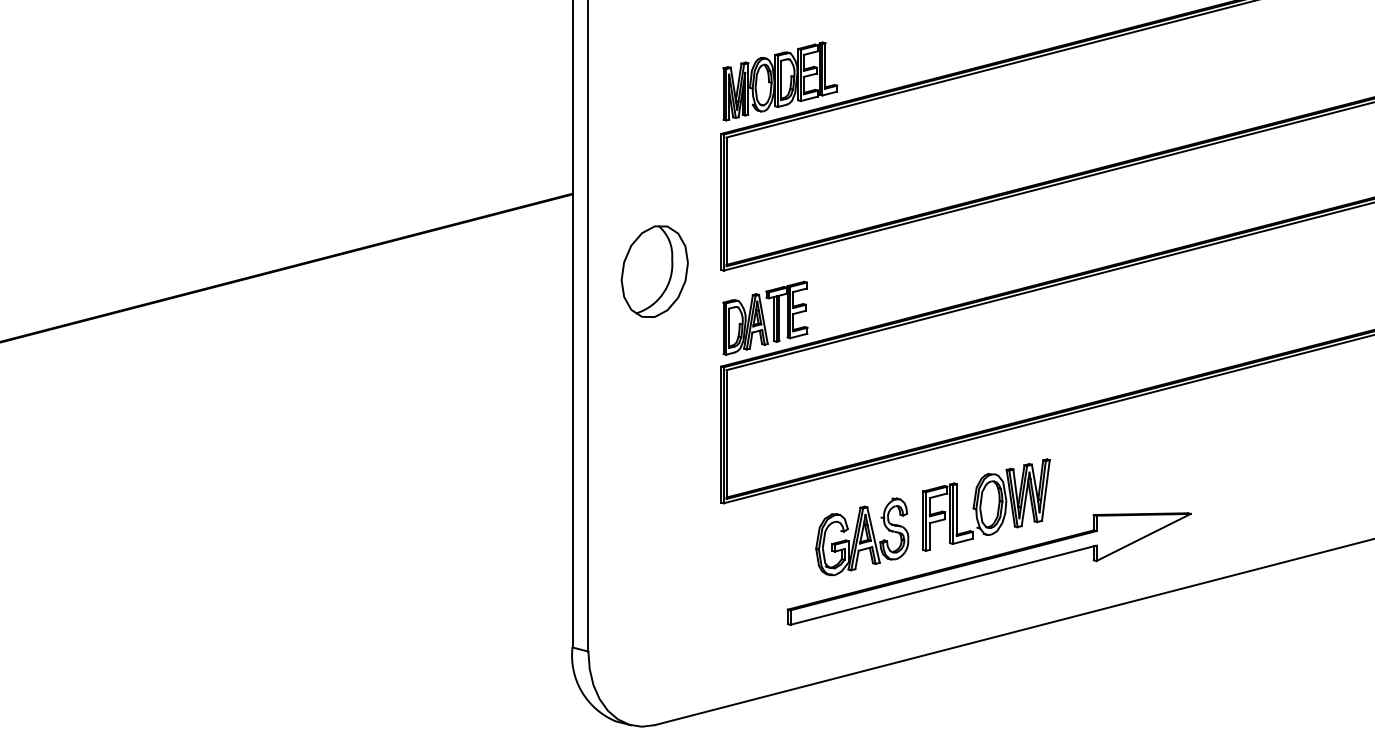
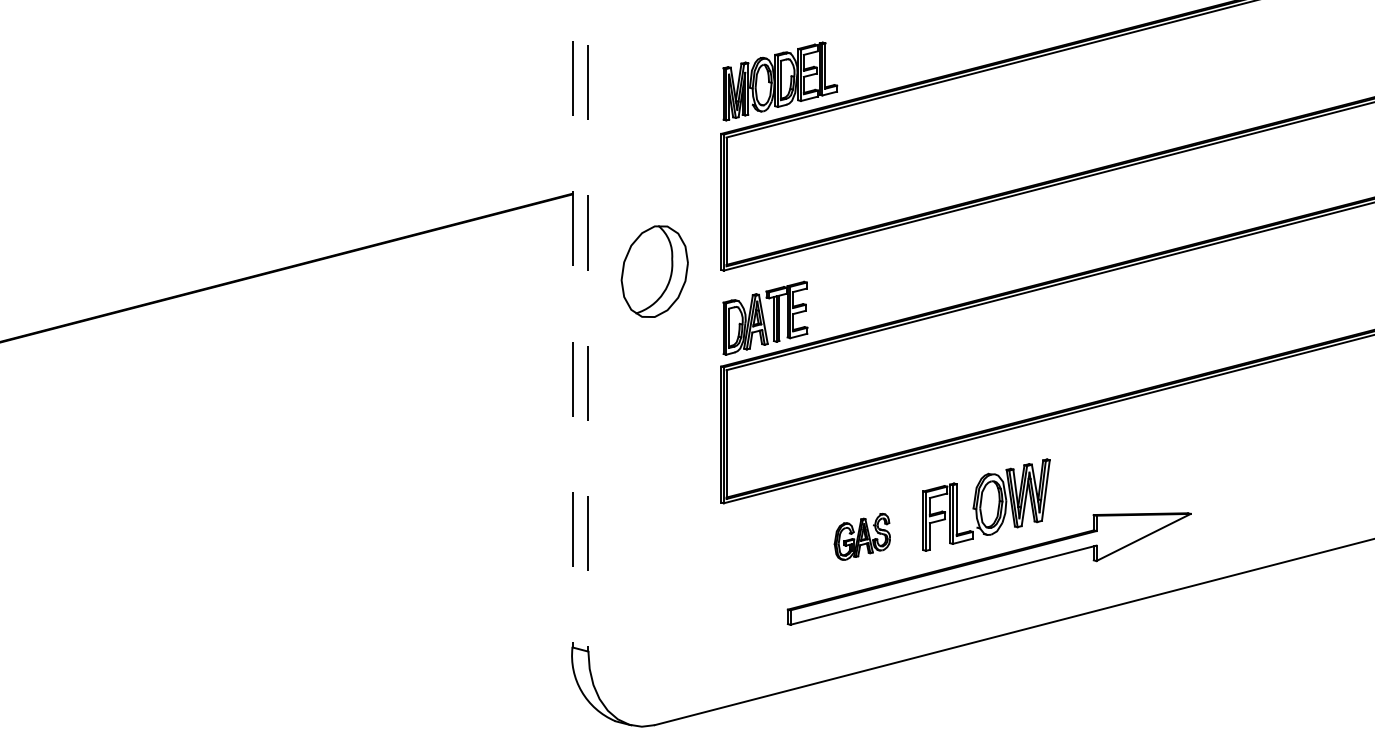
line: solid -> dashed (572, 324)
line: solid -> dashed (588, 326)
part size: 95x80 px -> 58x49 px (861, 536)
